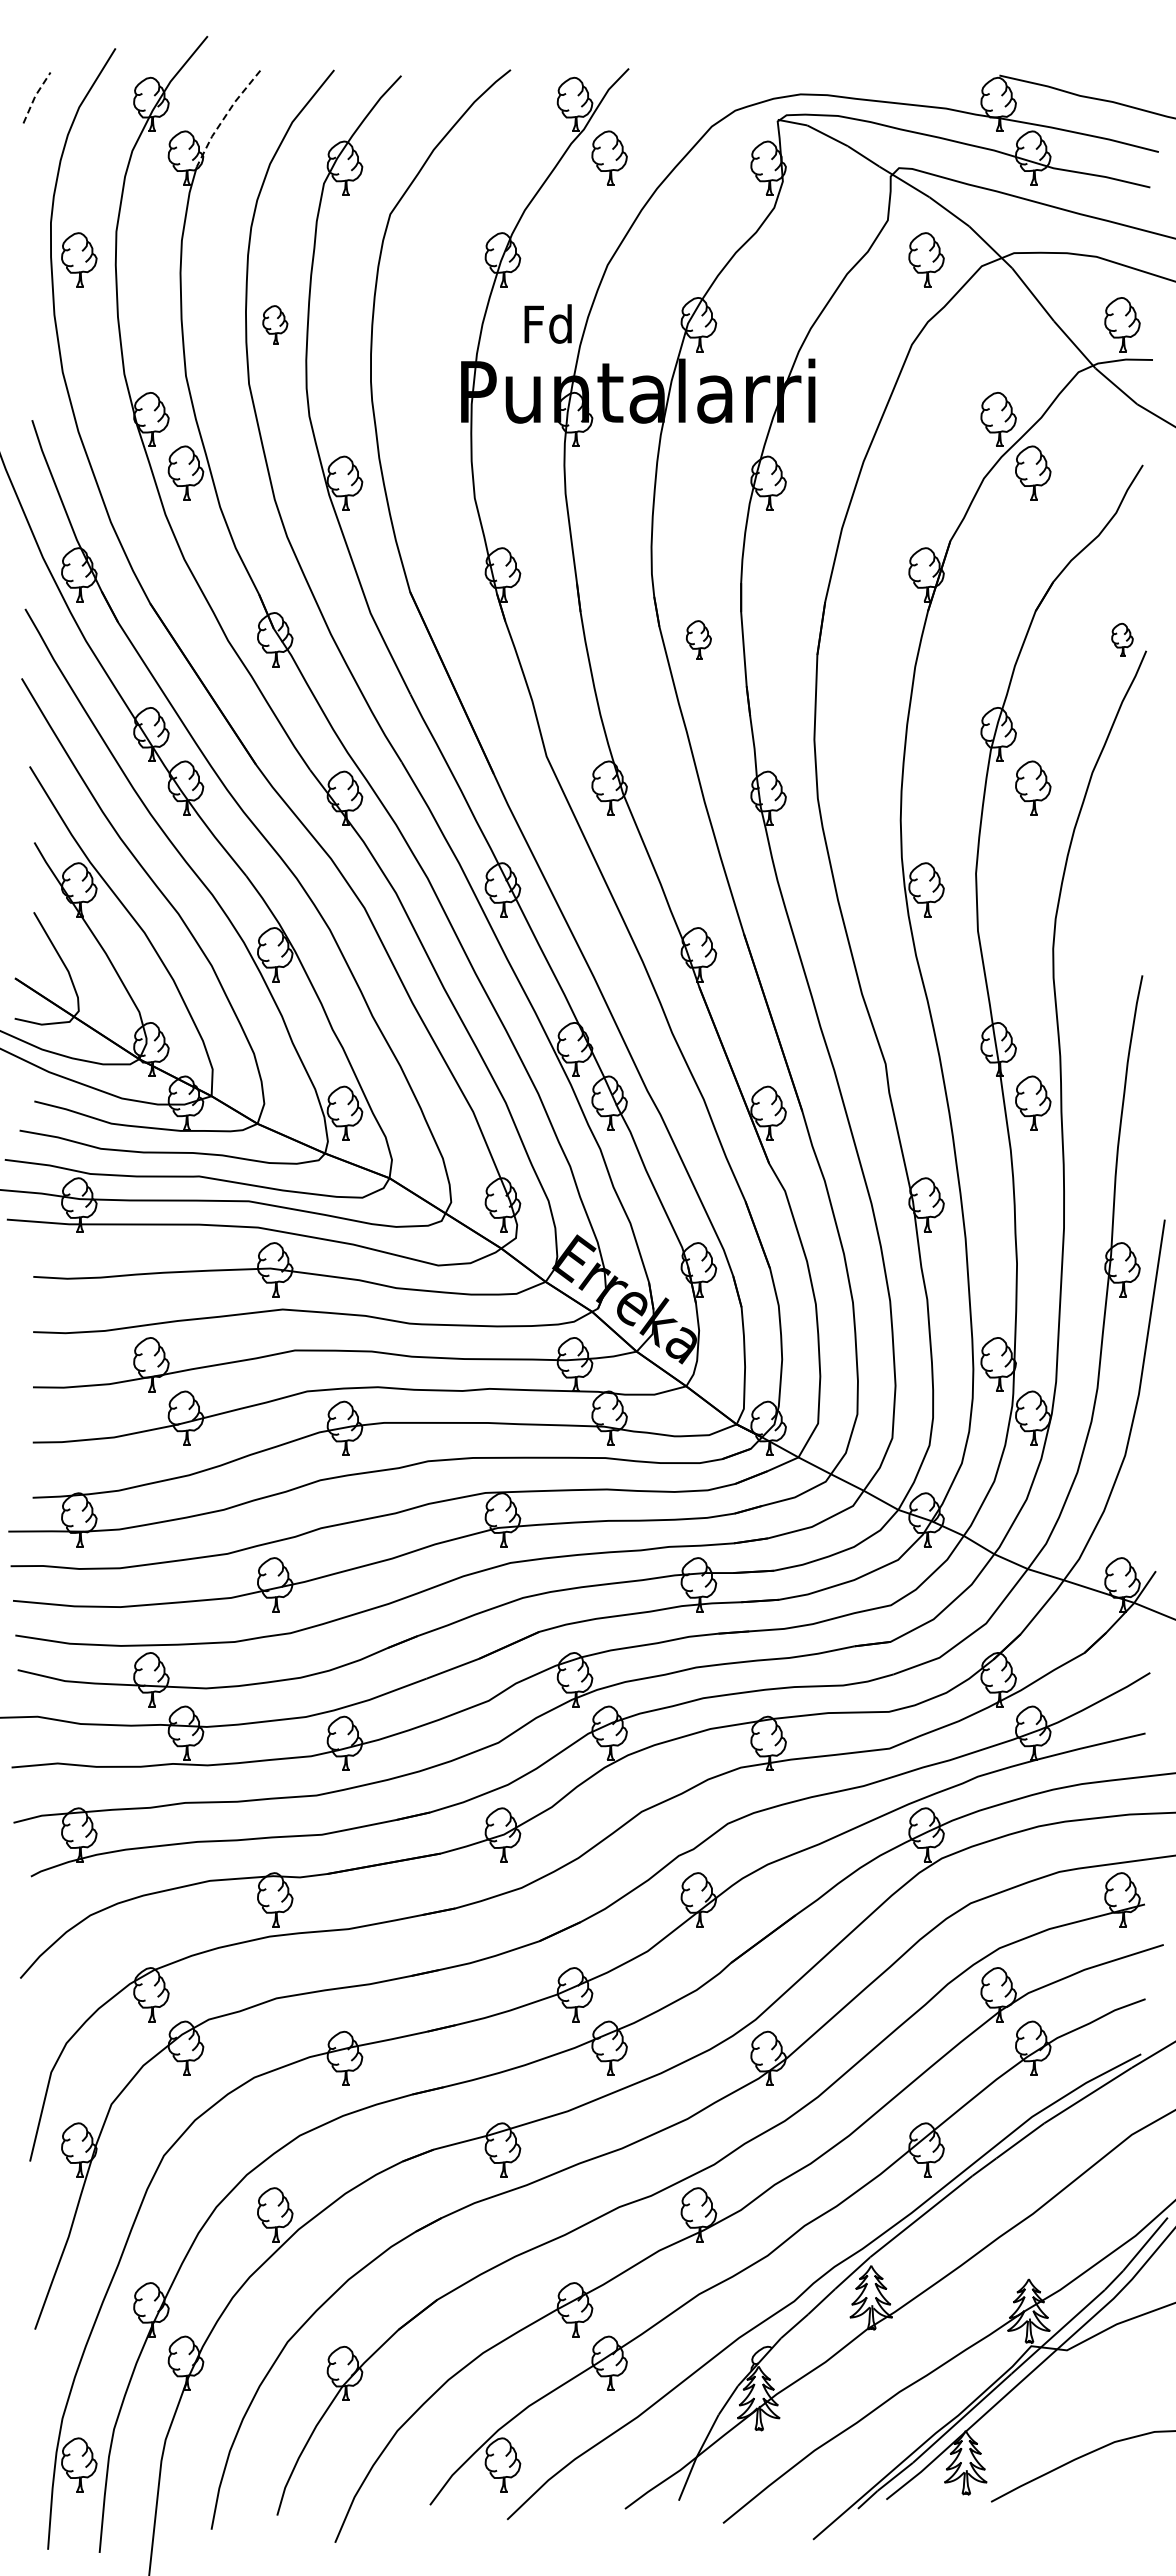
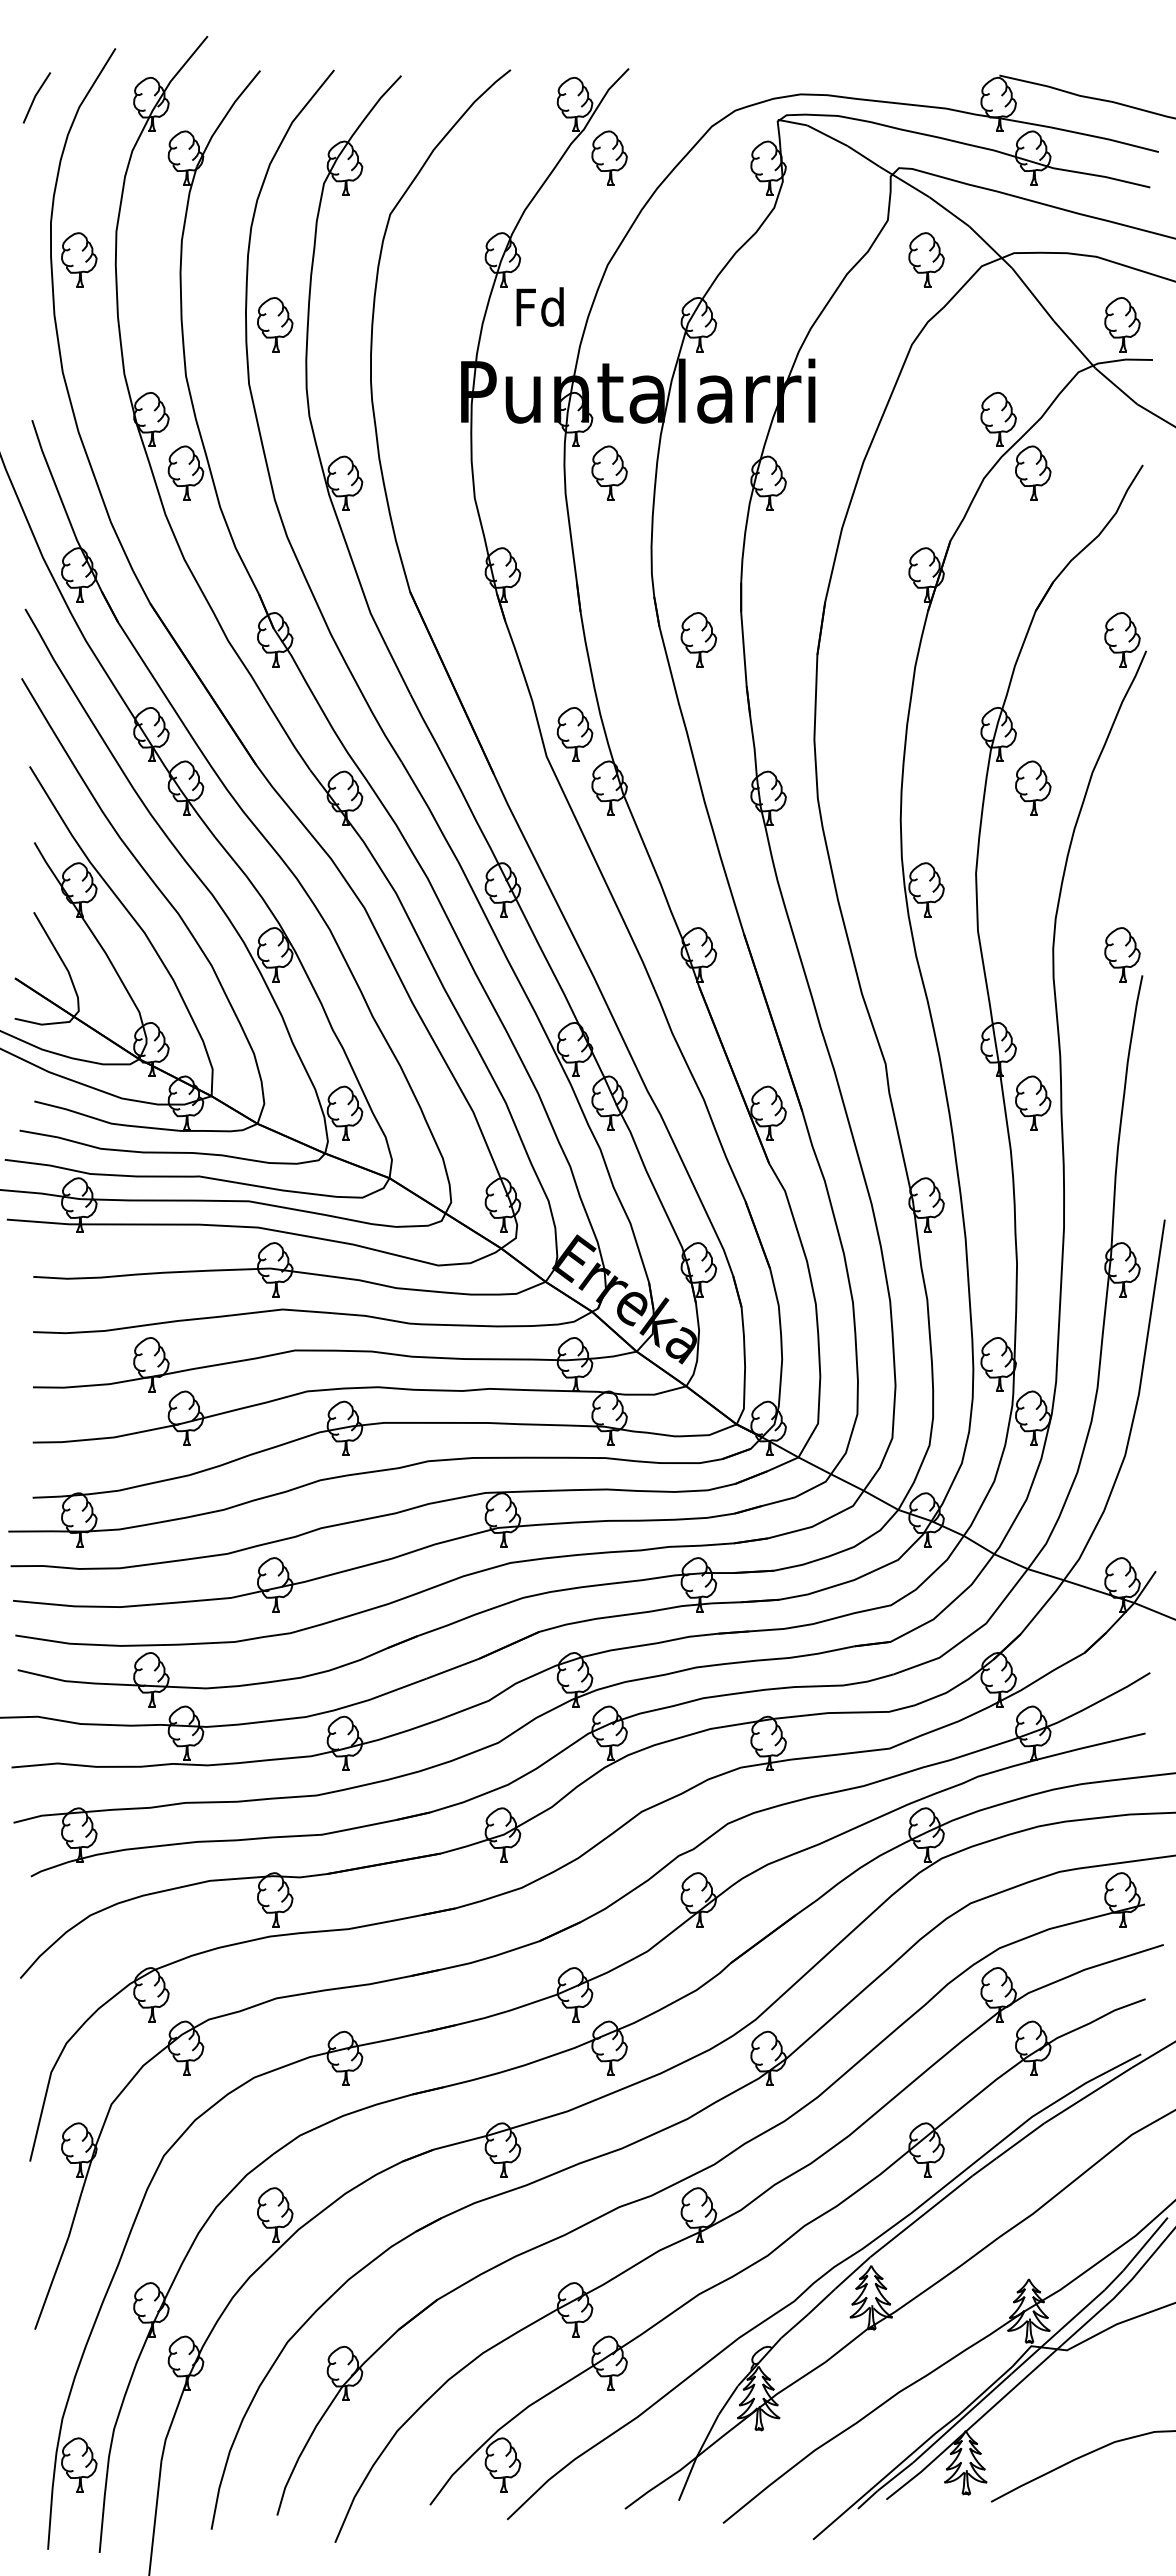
line: dashed -> solid (35, 95)
line: dashed -> solid (225, 116)
text position: (547, 323) -> (539, 306) (539, 306)
part size: 27x40 px -> 37x56 px (275, 324)
part: none -> present (609, 472)
part size: 26x40 px -> 38x56 px (698, 639)
part size: 23x35 px -> 37x56 px (1122, 639)
part: none -> present (574, 734)
part: none -> present (1122, 954)
